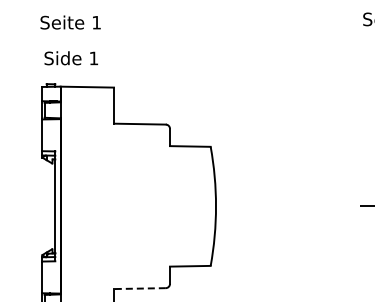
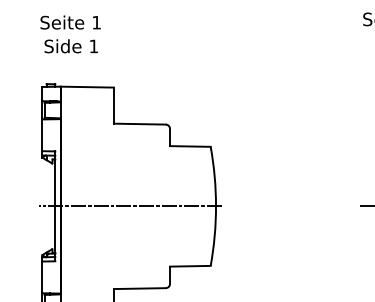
text position: (70, 58) -> (70, 46) (70, 46)
line: none -> present (130, 206)
line: dashed -> solid (139, 288)
